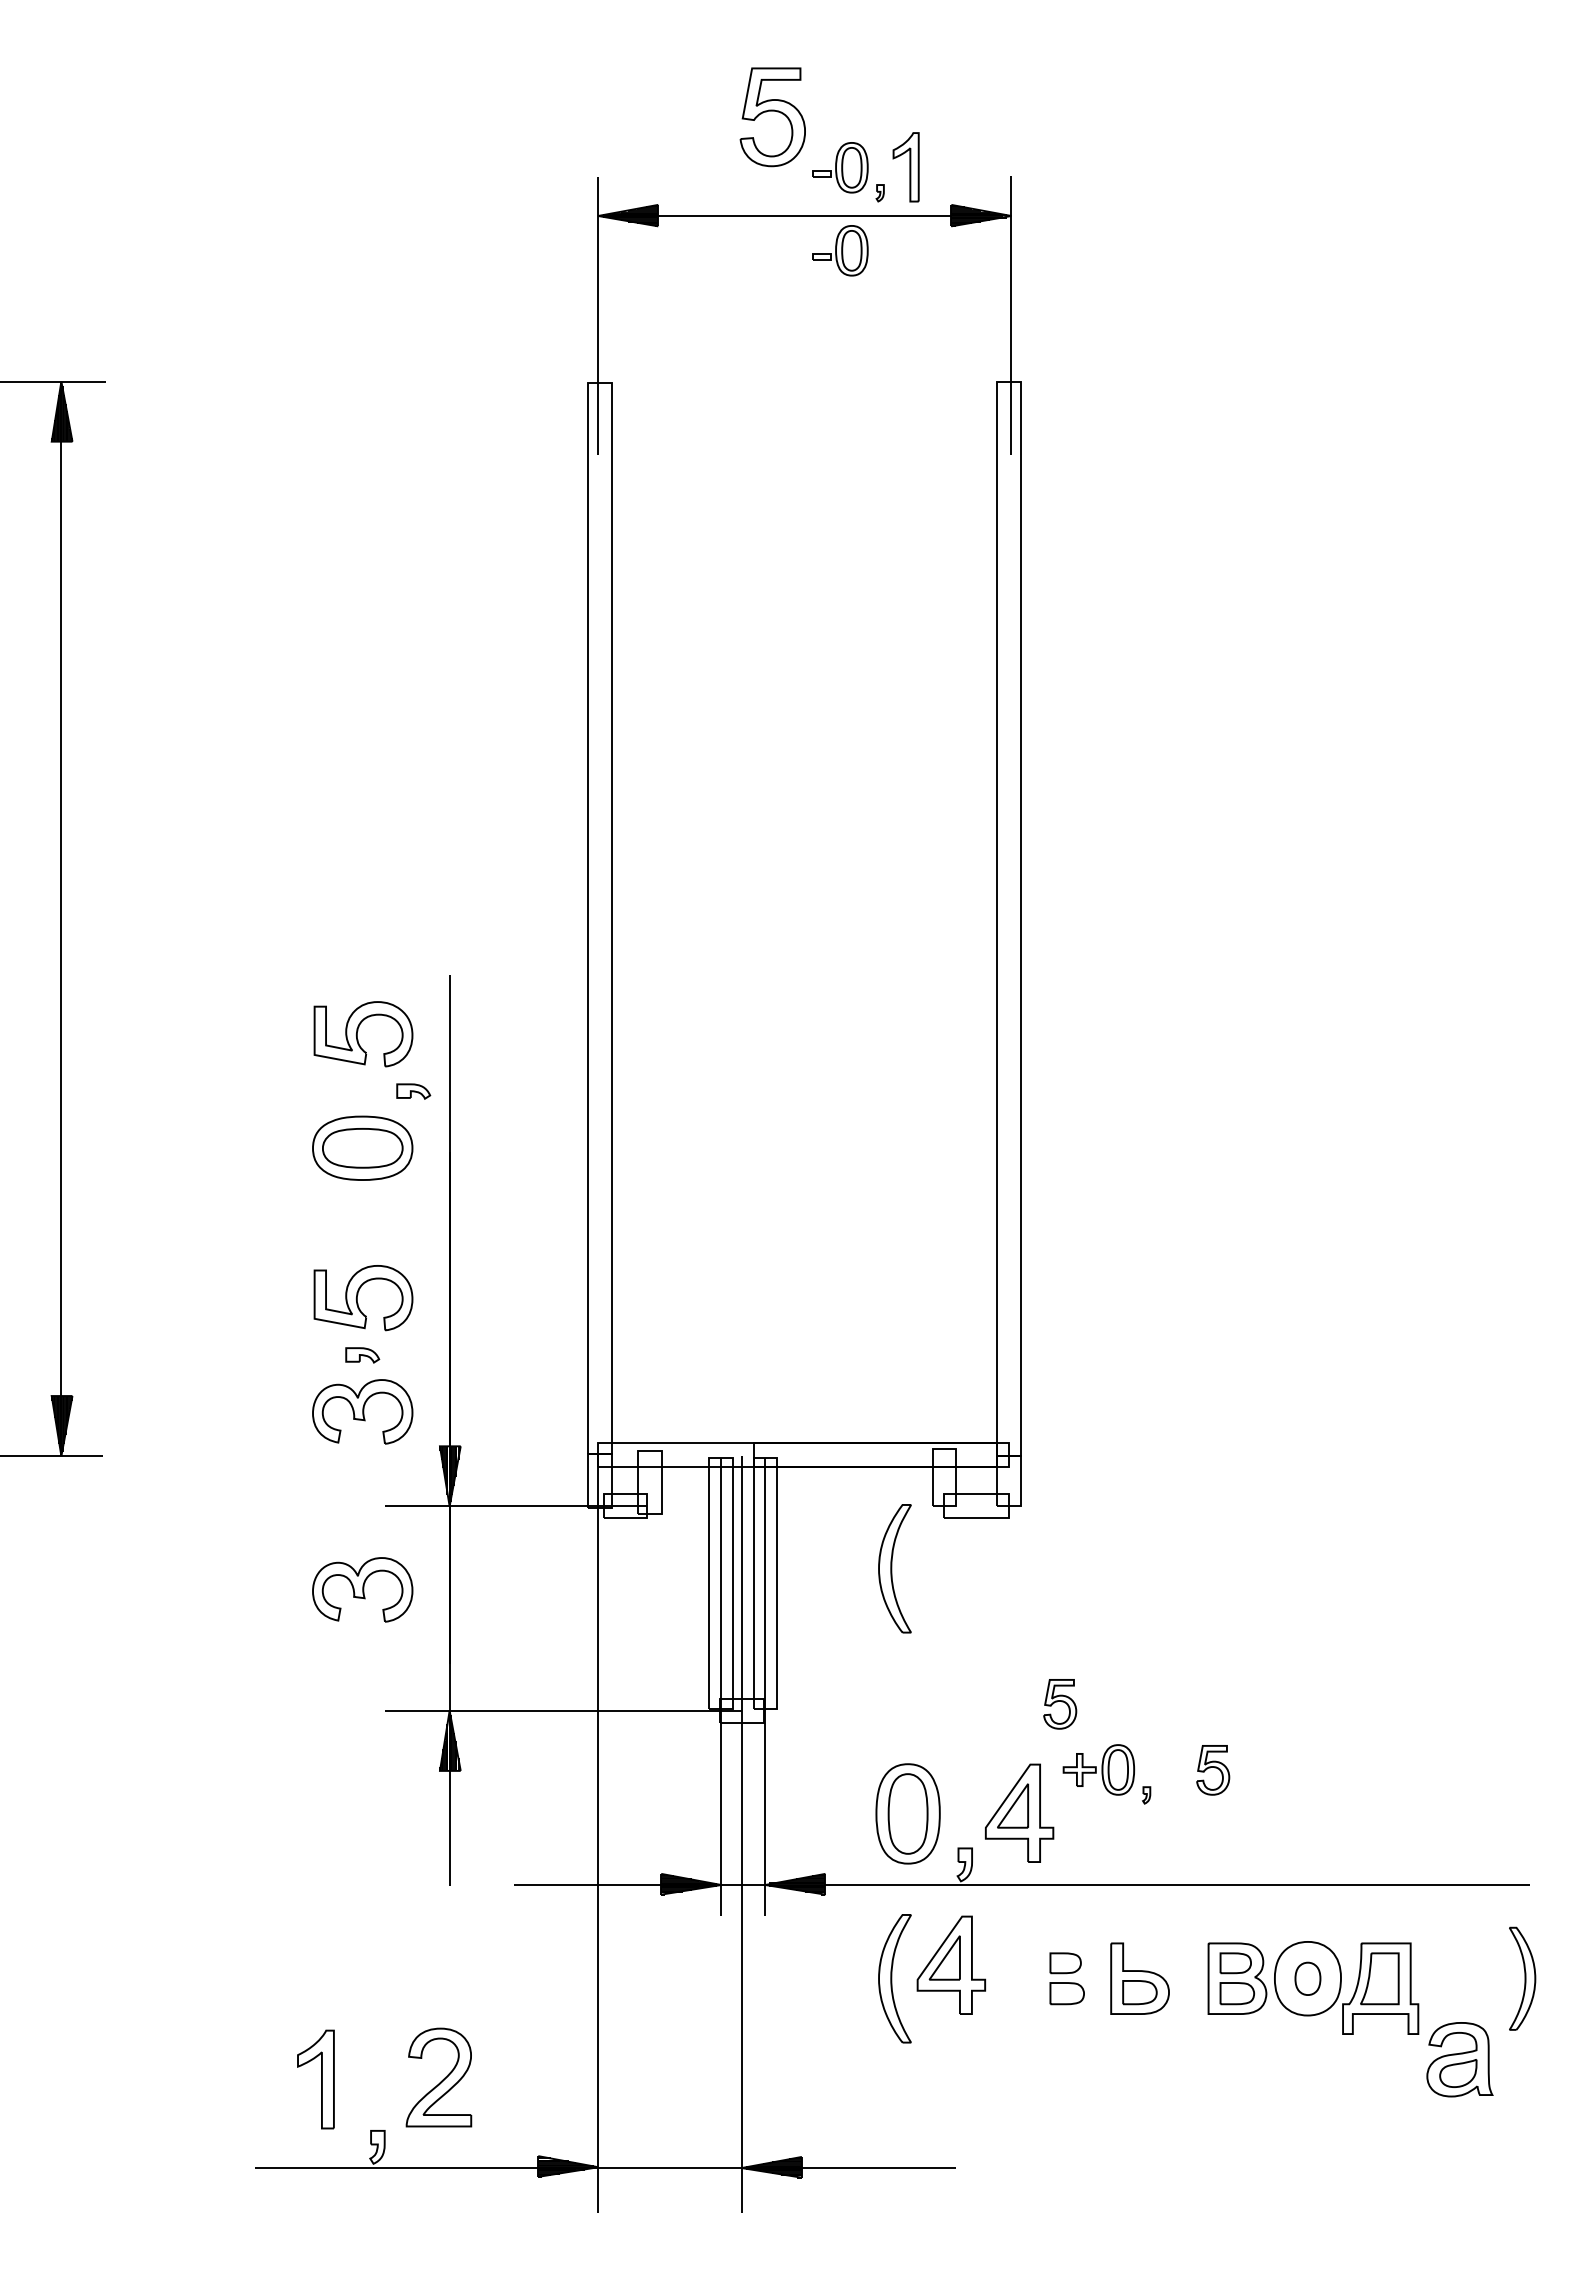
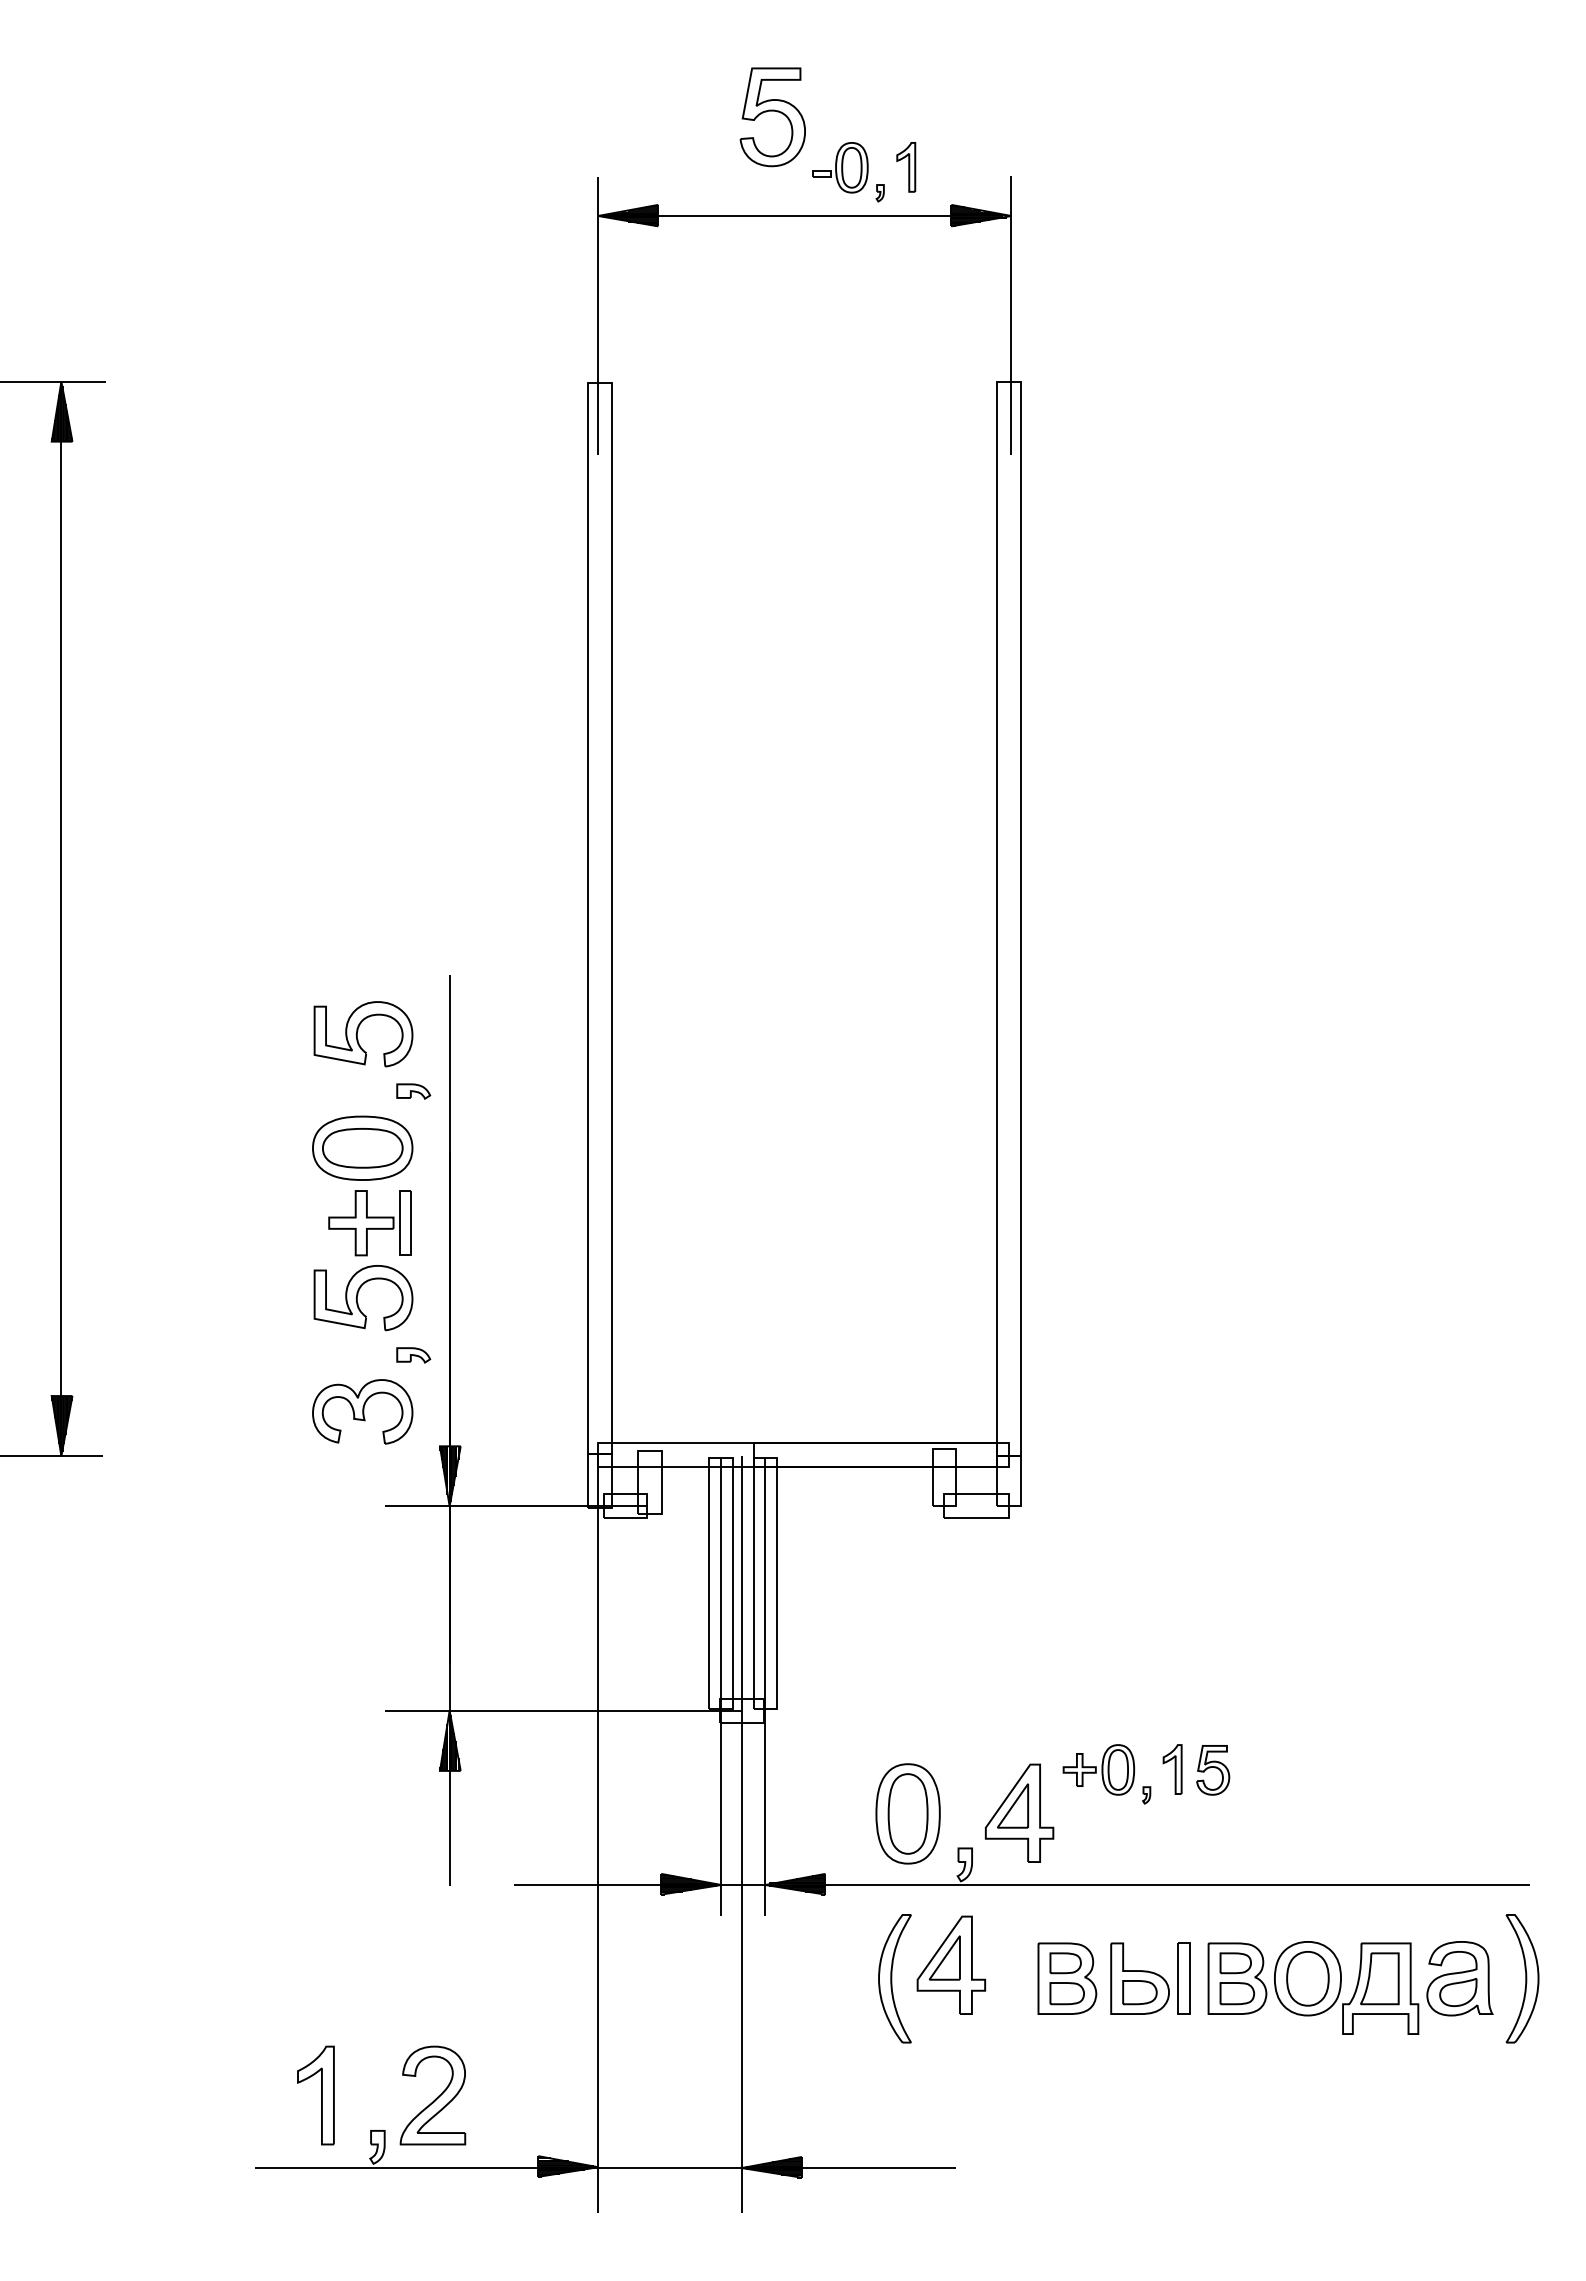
part size: 28x71 px -> 21x51 px (906, 167)
part: present -> none (840, 250)
part: none -> present (369, 1223)
part position: (362, 1355) -> (413, 1355) (413, 1355)
part: present -> none (894, 1568)
part: present -> none (362, 1589)
part: present -> none (1060, 1704)
part: none -> present (1172, 1769)
part: none -> present (1067, 1978)
part: none -> present (1183, 1978)
part size: 28x35 px -> 44x56 px (1307, 1978)
part size: 28x105 px -> 35x130 px (1522, 1978)
part position: (1459, 2059) -> (1459, 1978) (1459, 1978)
part position: (438, 2077) -> (432, 2095) (432, 2095)
part position: (315, 2079) -> (315, 2095) (315, 2095)
